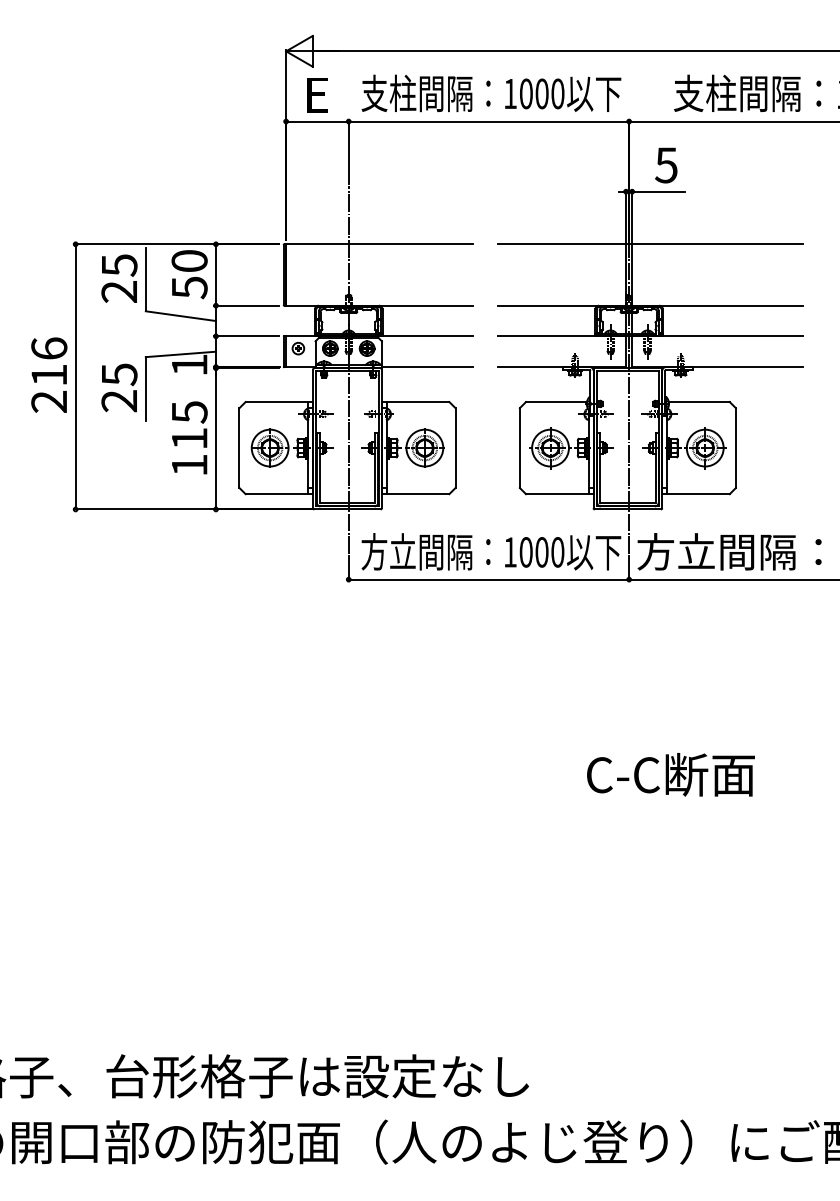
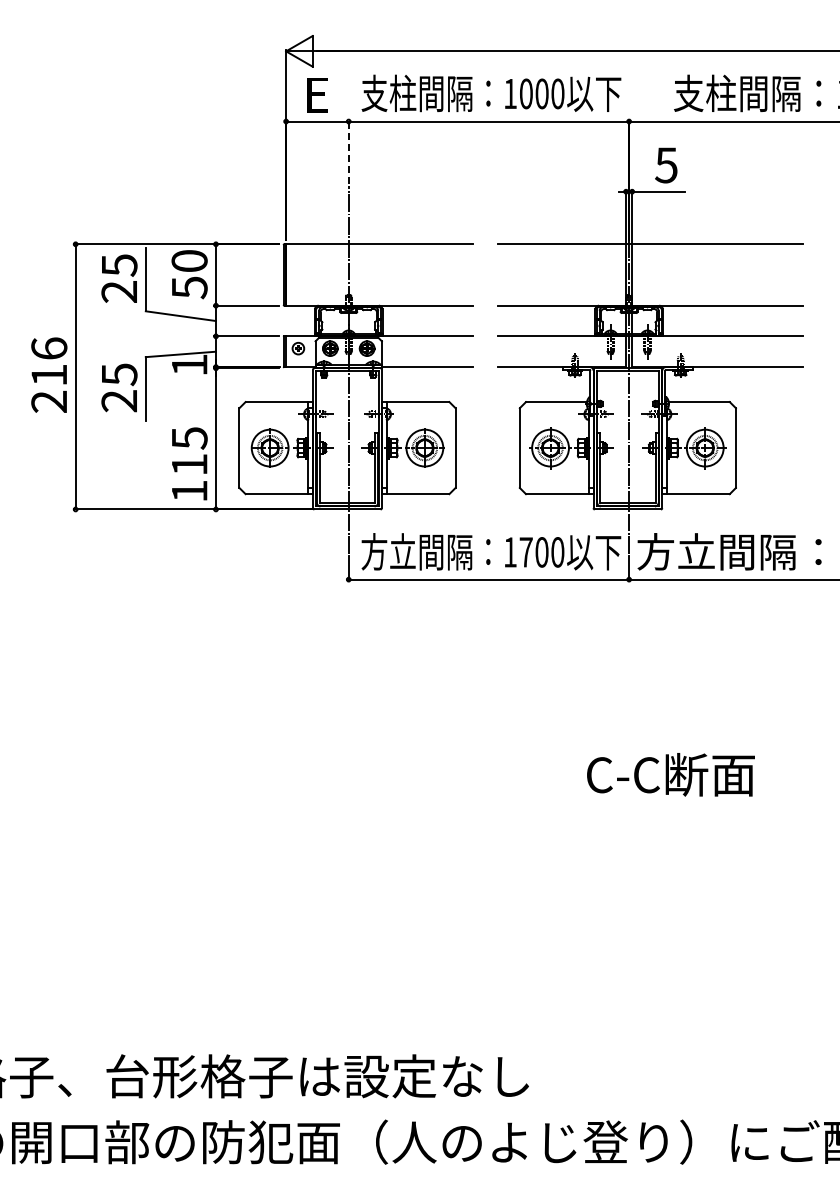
line: solid -> dashed (348, 151)
text position: (189, 437) -> (189, 463) (189, 463)
text: 1000 -> 1700 (525, 552)
